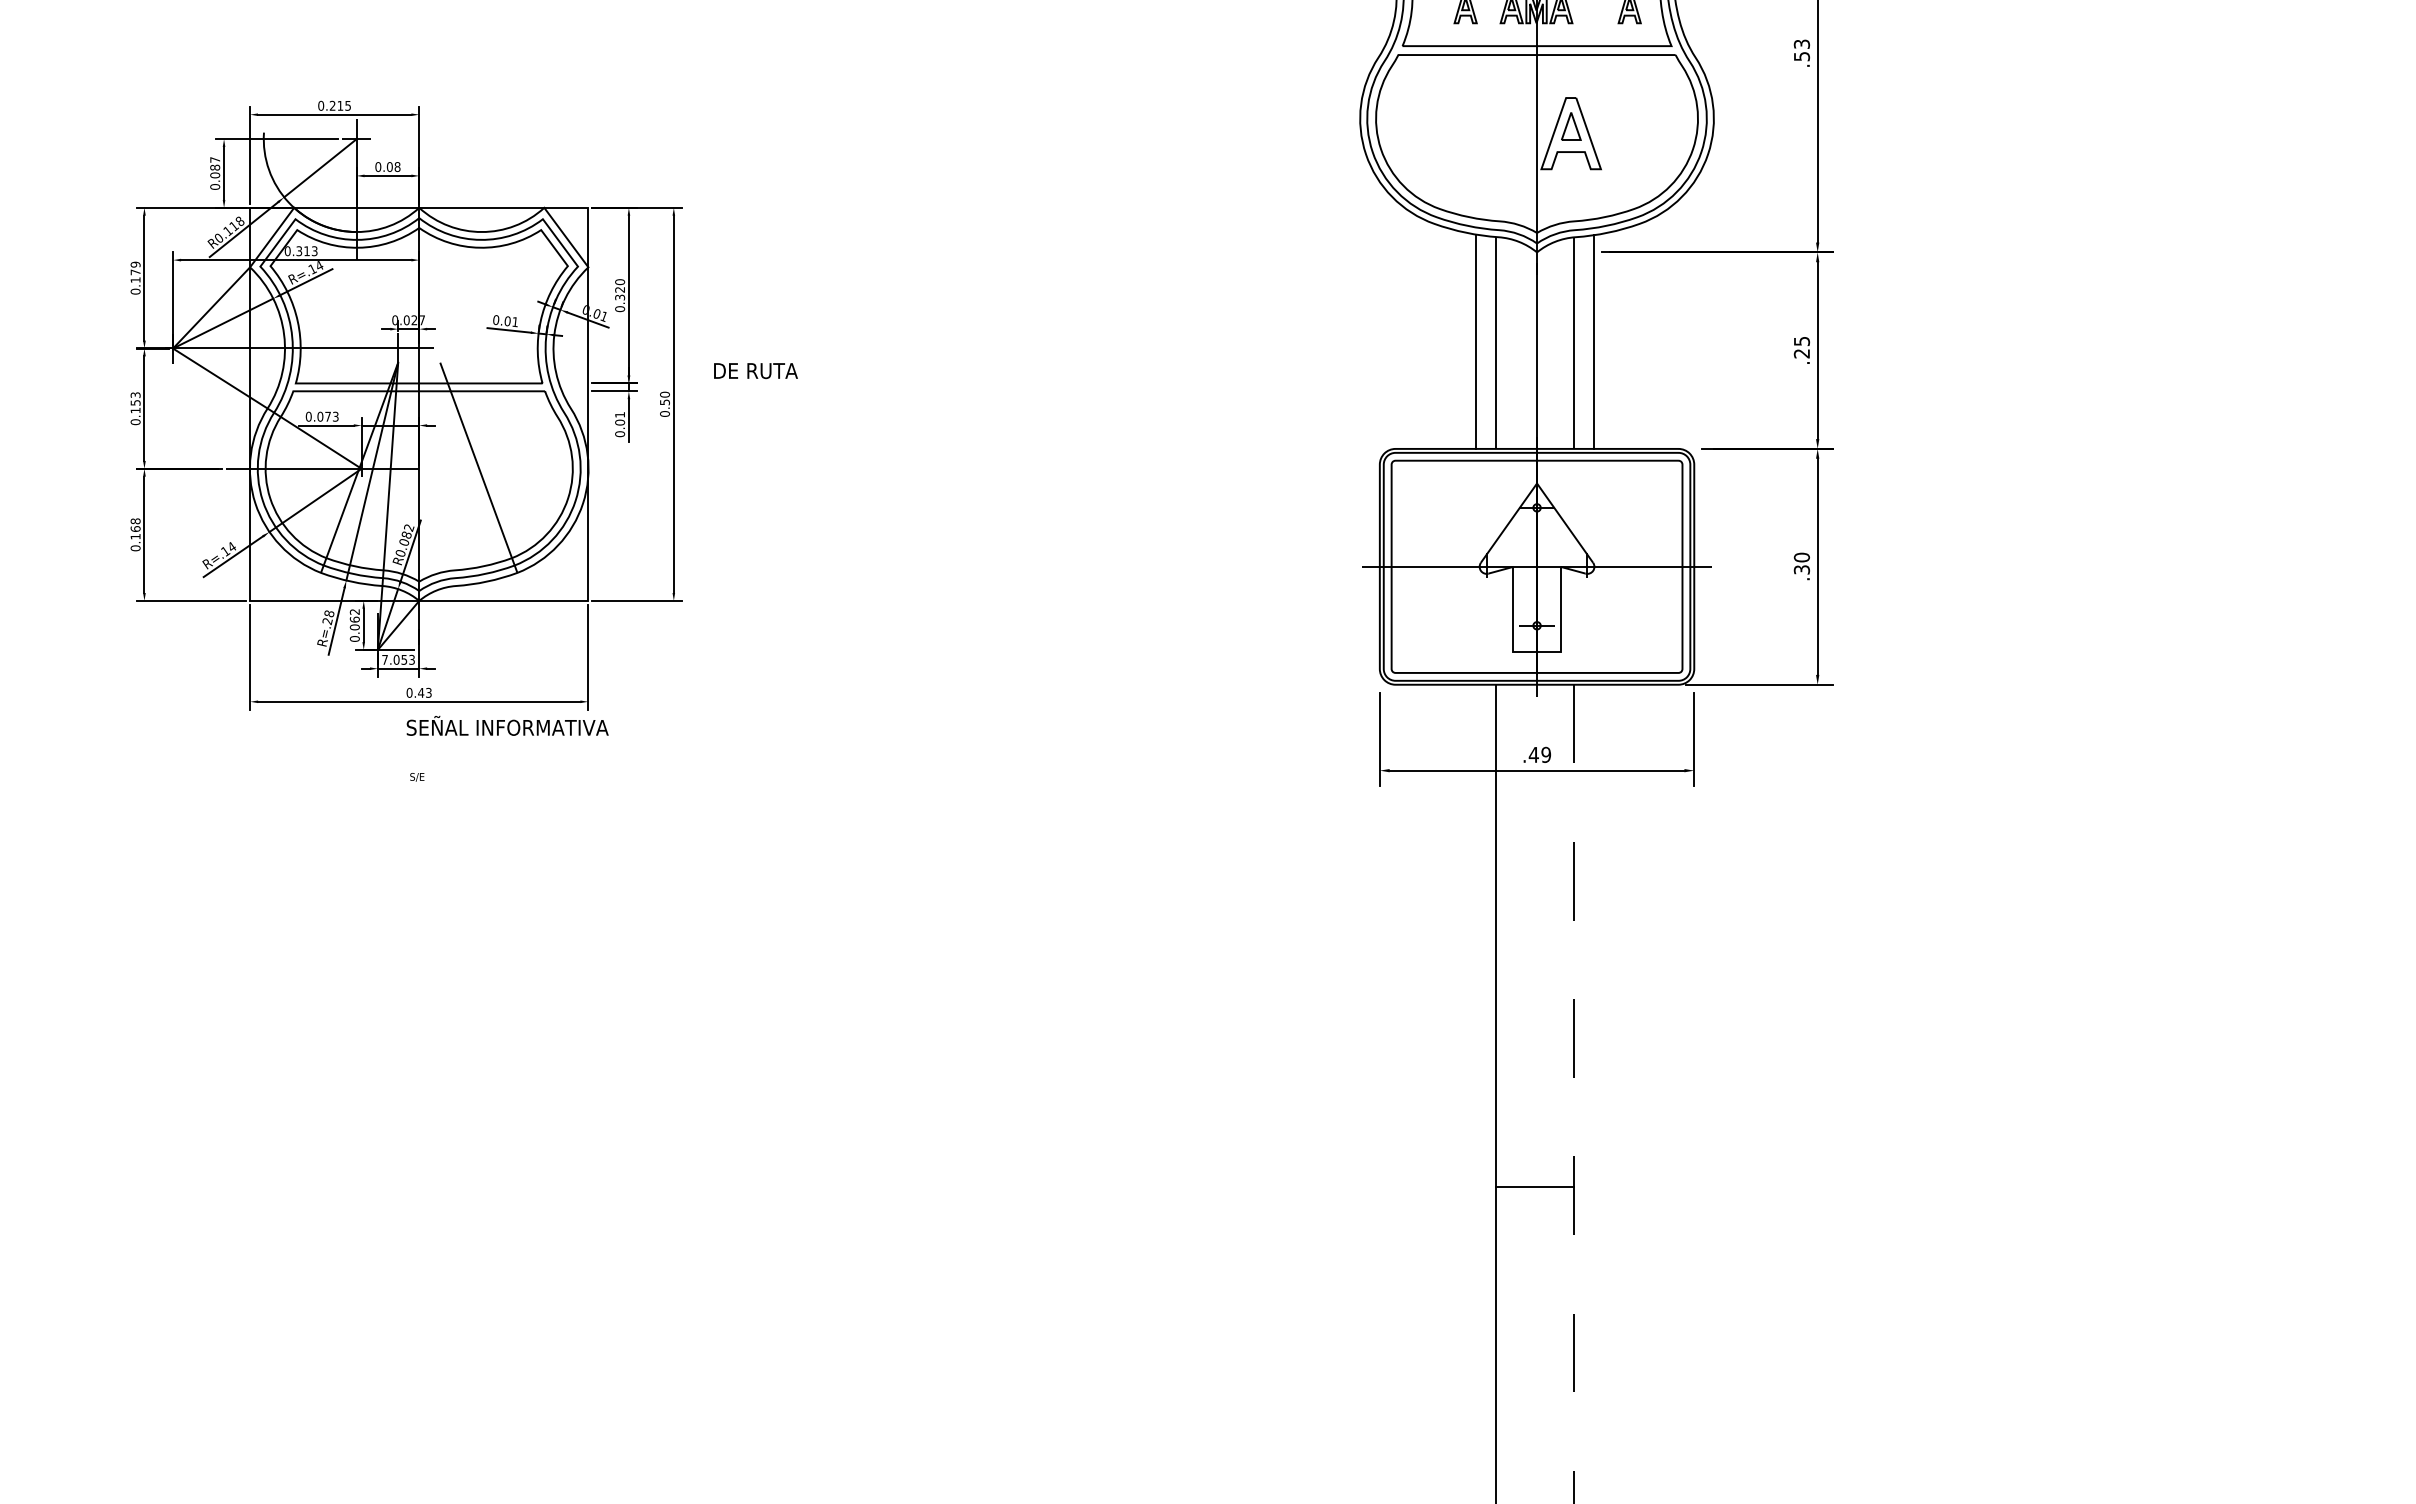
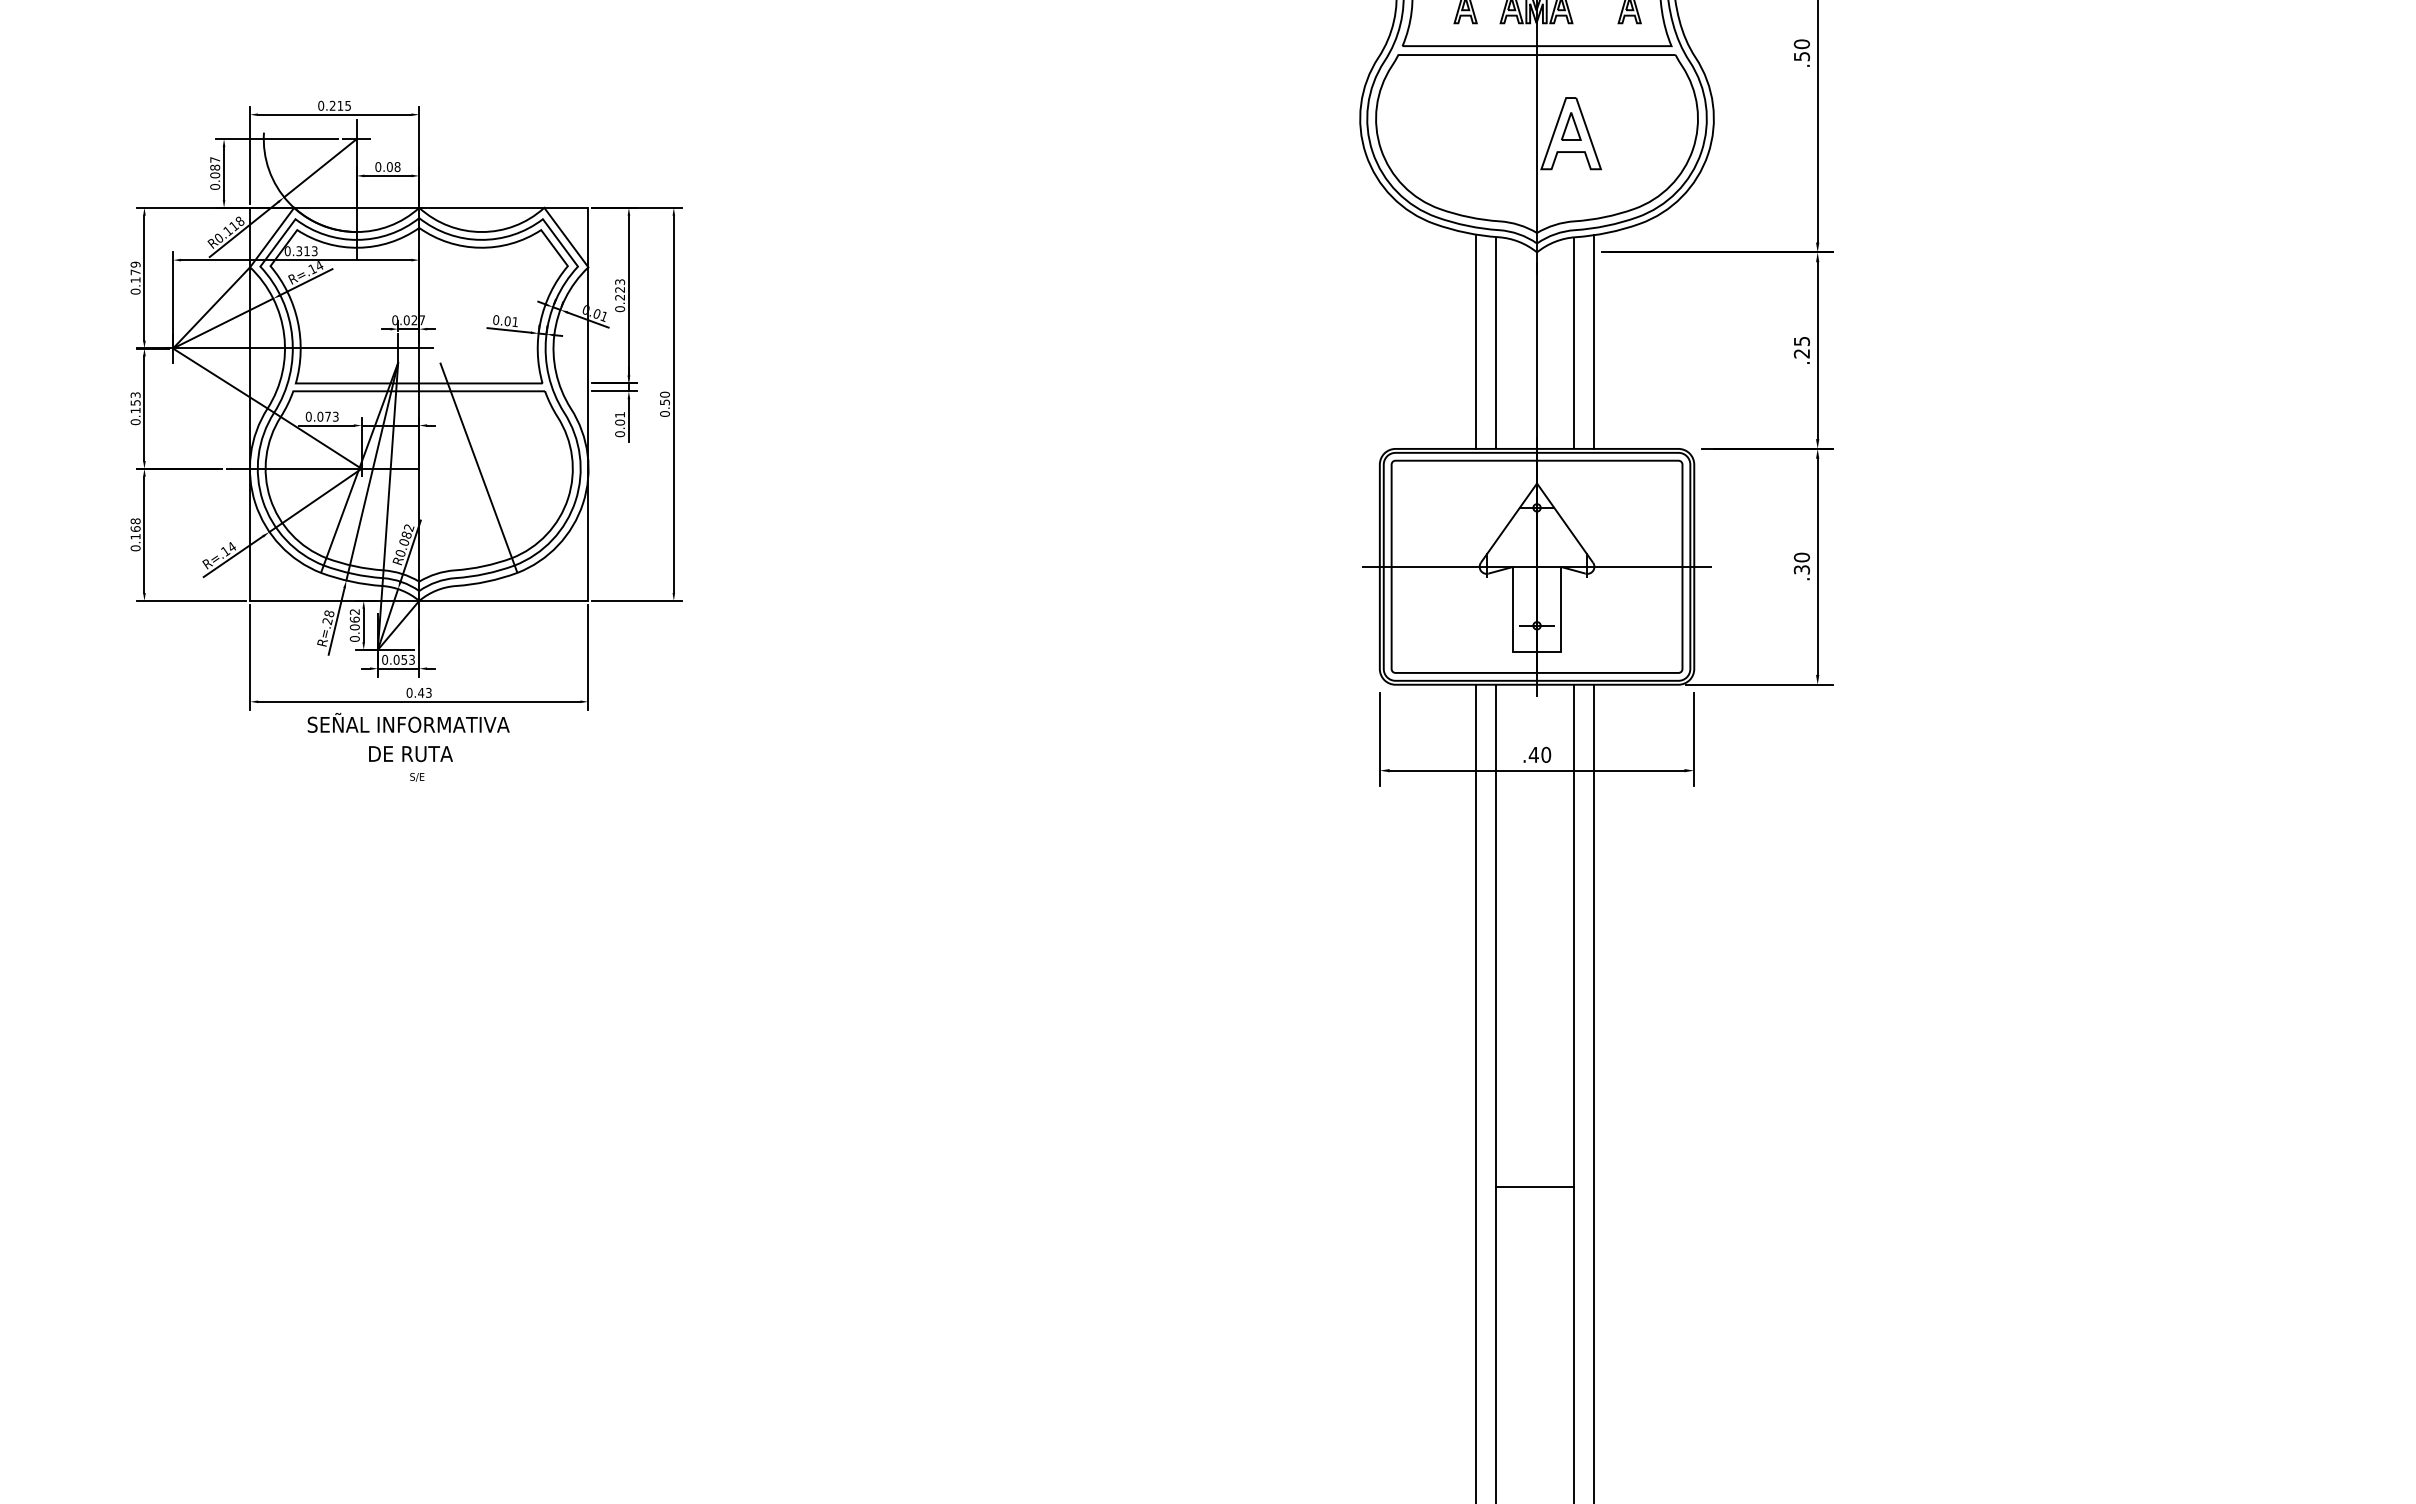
text: .53 -> .50 (1801, 44)
text: 0.320 -> 0.223 (620, 289)
text position: (755, 371) -> (410, 754) (410, 754)
text: 7.053 -> 0.053 (385, 659)
text position: (507, 725) -> (408, 722) (408, 722)
text: .49 -> .40 (1545, 754)
line: none -> present (1475, 1092)
line: none -> present (1593, 1092)
line: dashed -> solid (1574, 1095)
